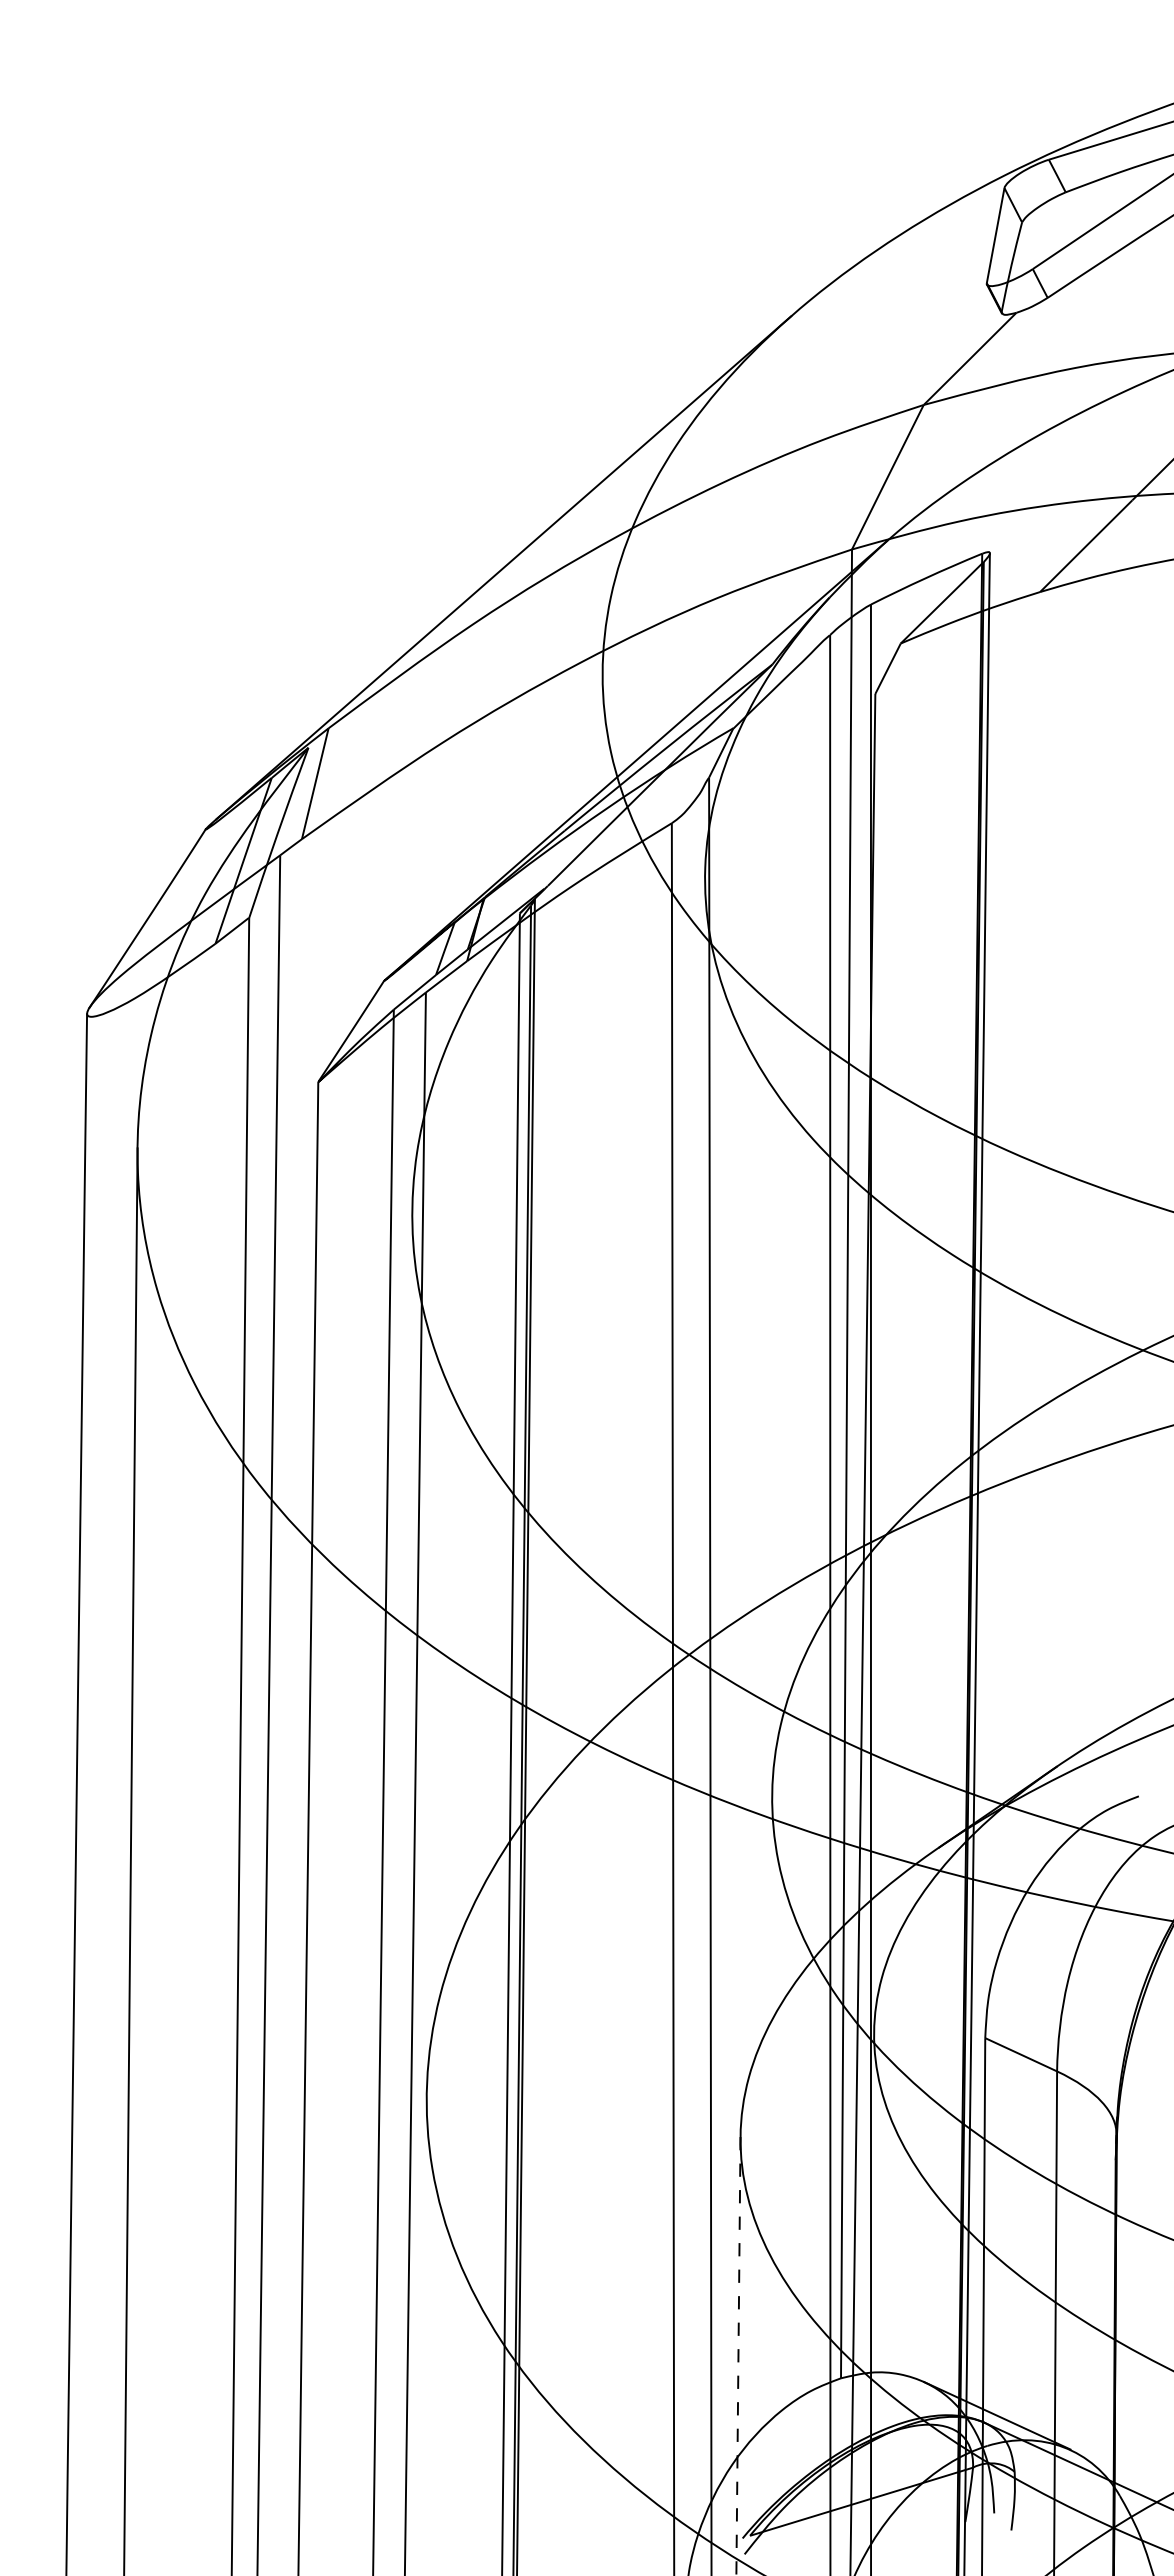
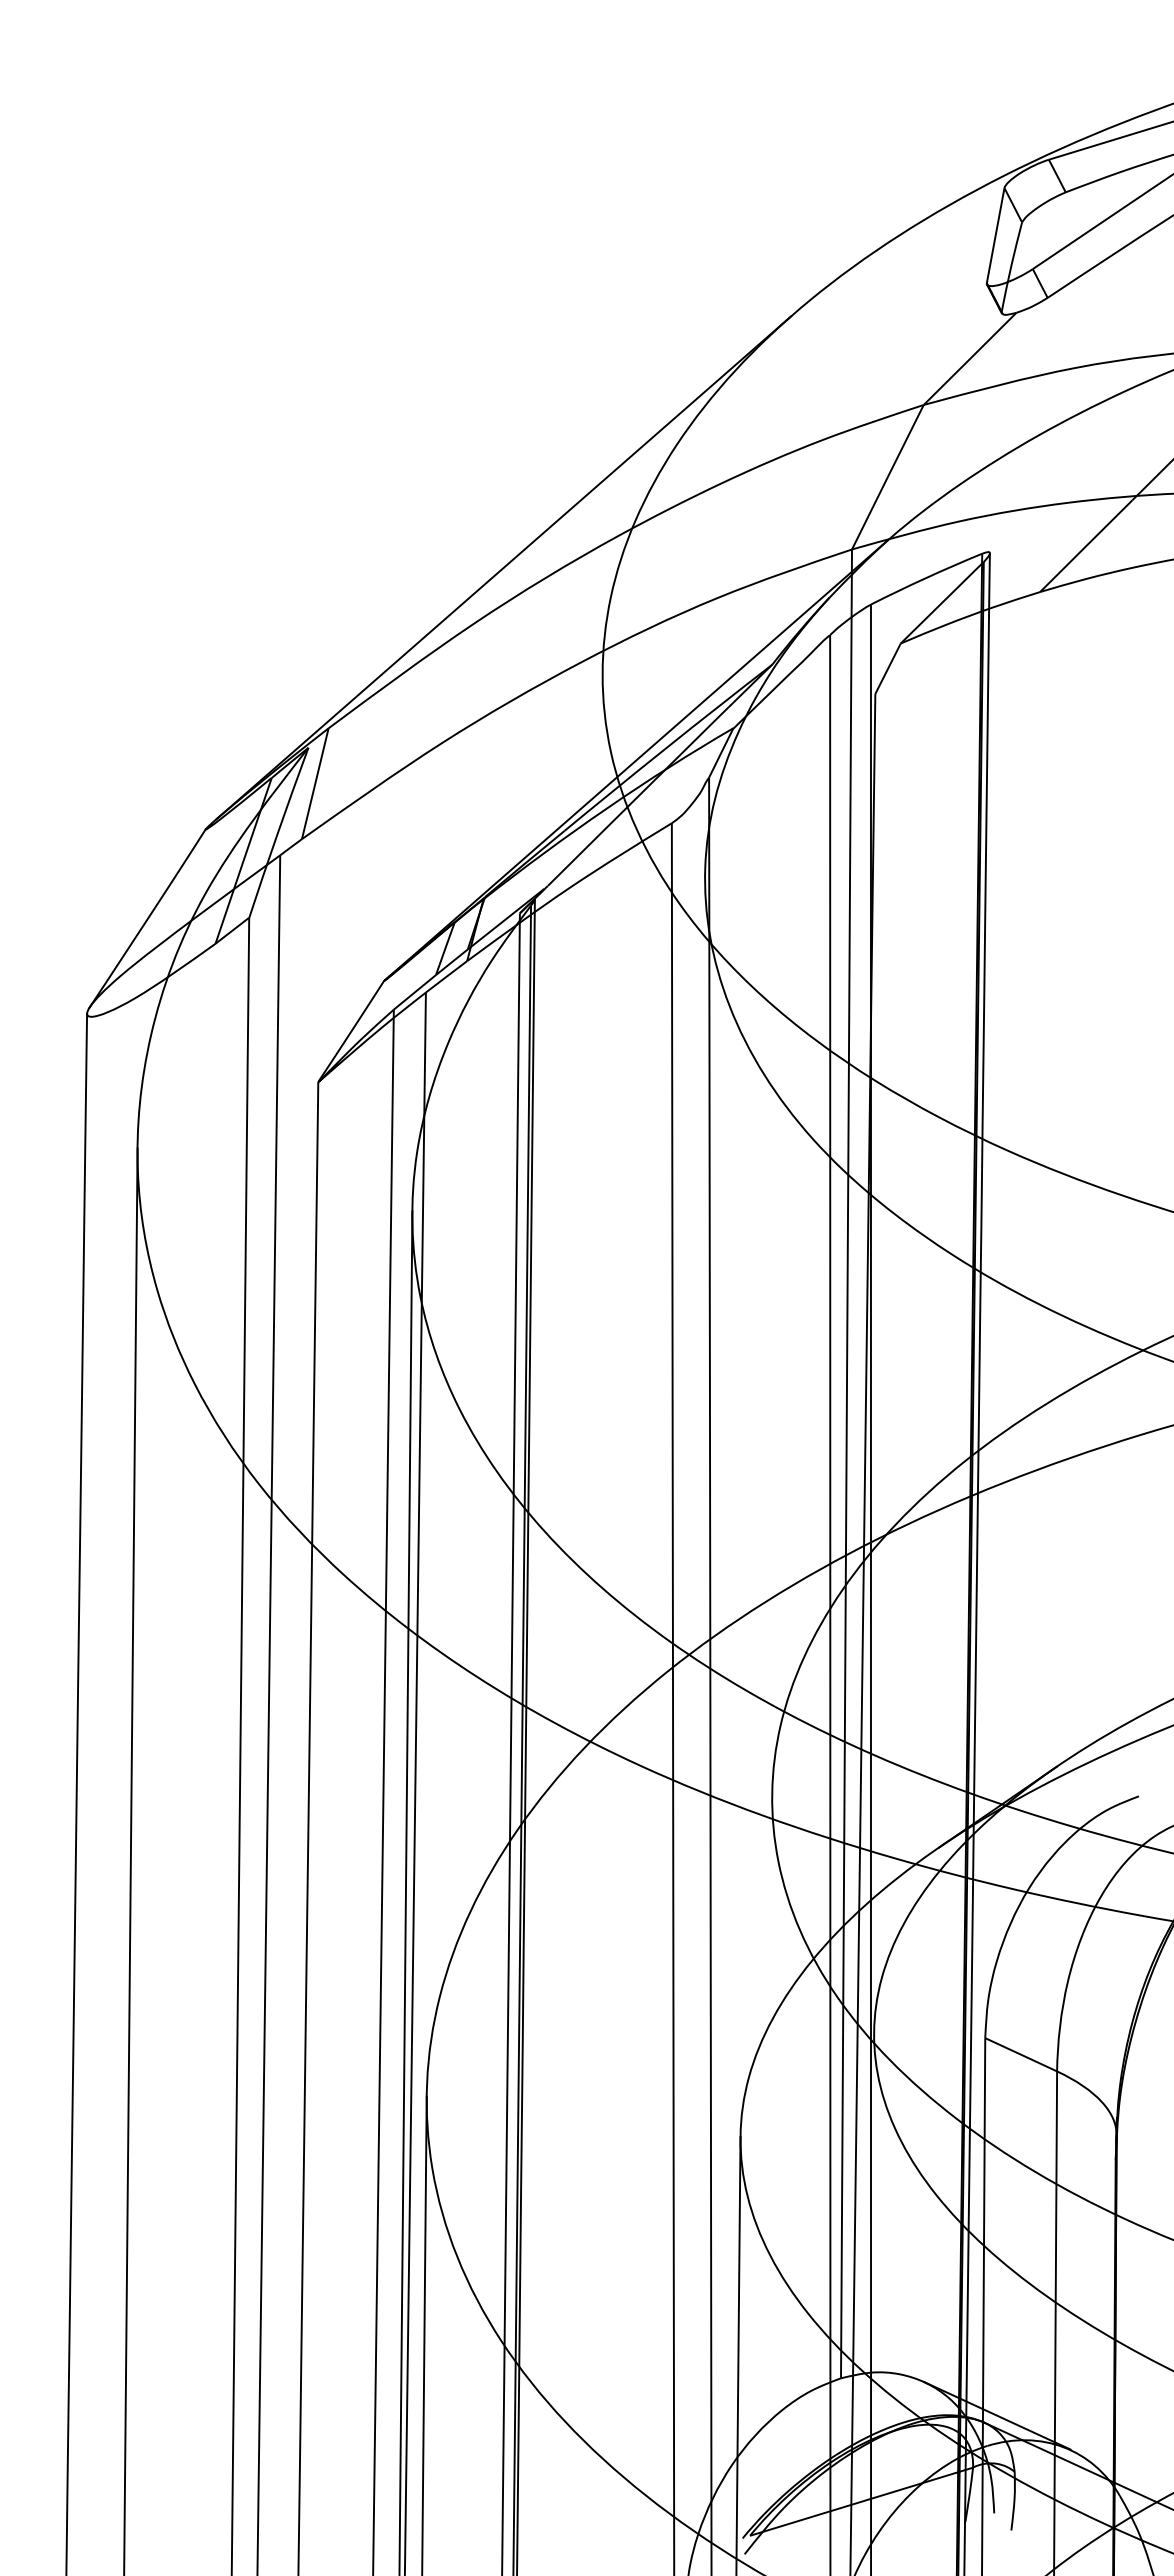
line: none -> present (405, 1891)
line: none -> present (424, 2334)
line: dashed -> solid (738, 2357)
